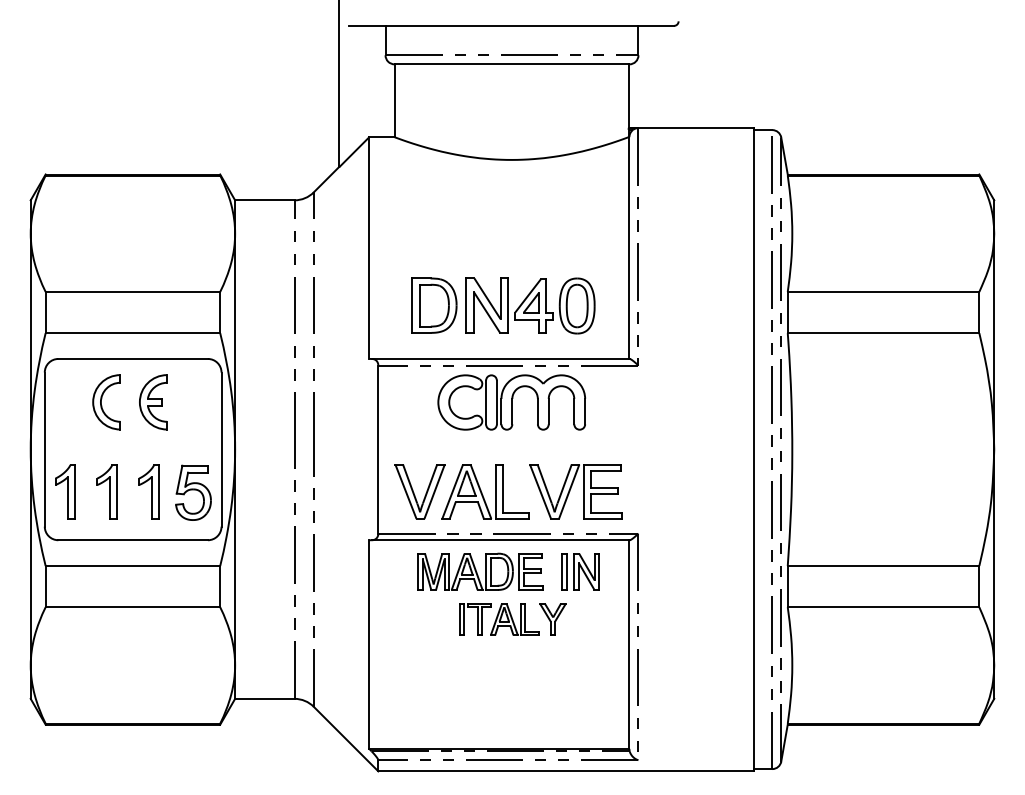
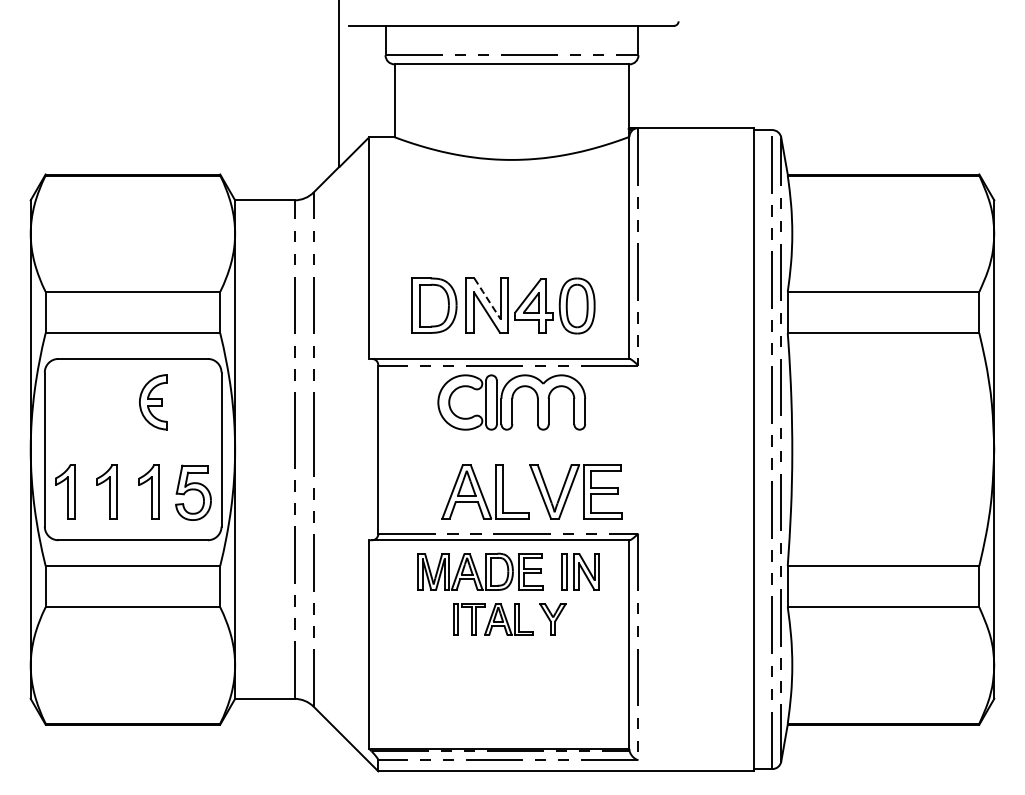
line: solid -> dashed (487, 298)
part: present -> none (106, 402)
part: present -> none (419, 491)
part position: (499, 619) -> (493, 619) (493, 619)
